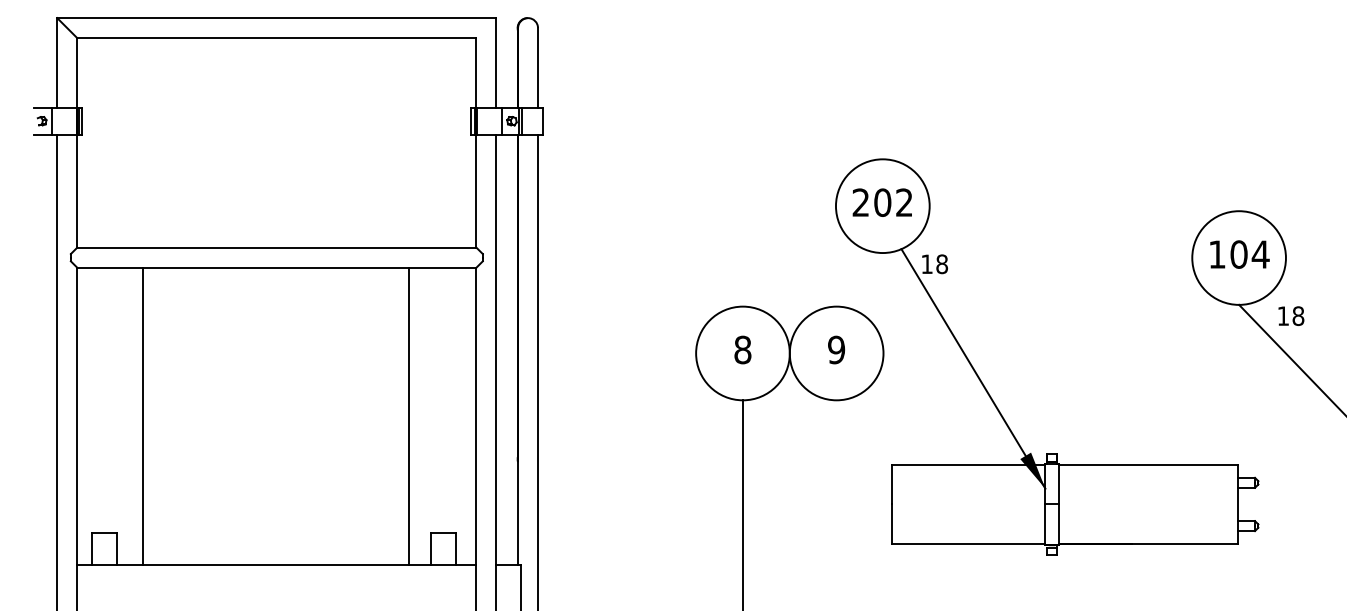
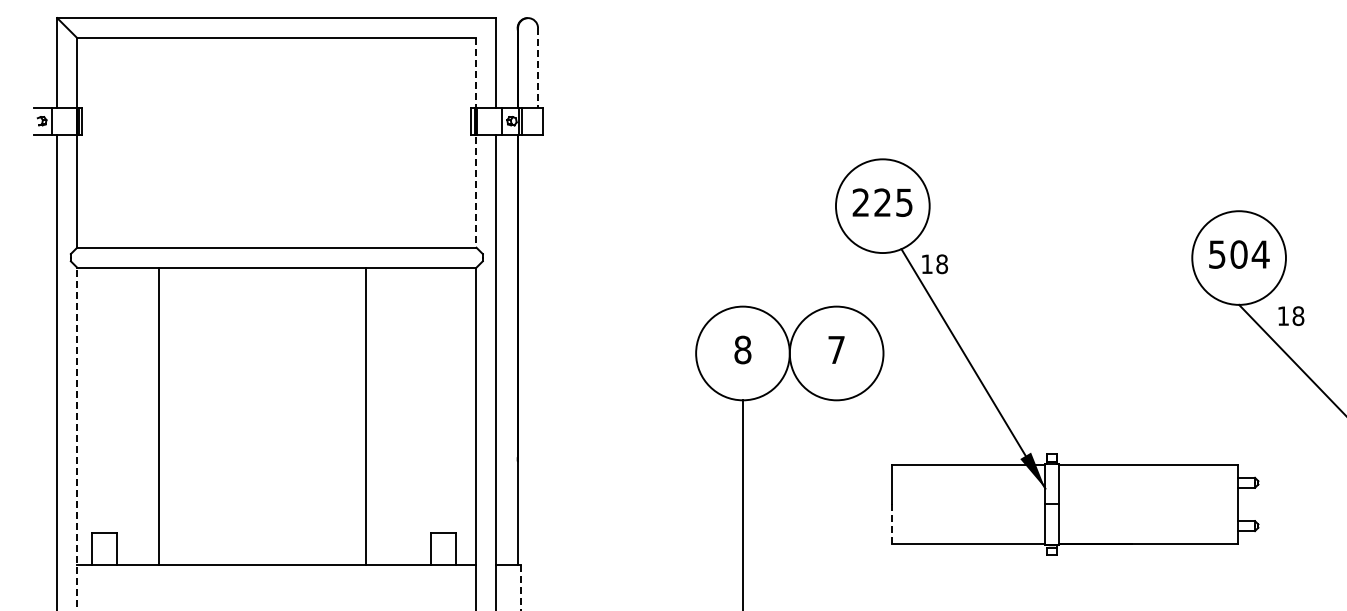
line: solid -> dashed (538, 68)
line: solid -> dashed (476, 142)
text: 202 -> 225 (893, 202)
text: 104 -> 504 (1217, 254)
text: 9 -> 7 (836, 349)
line: present -> none (538, 370)
line position: (143, 416) -> (159, 416) (159, 416)
line position: (409, 416) -> (366, 416) (366, 416)
line: solid -> dashed (77, 438)
line: solid -> dashed (892, 524)
line: solid -> dashed (520, 588)
